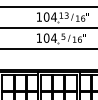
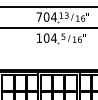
text: 104 -> 704 (38, 16)
line: present -> none (48, 48)
